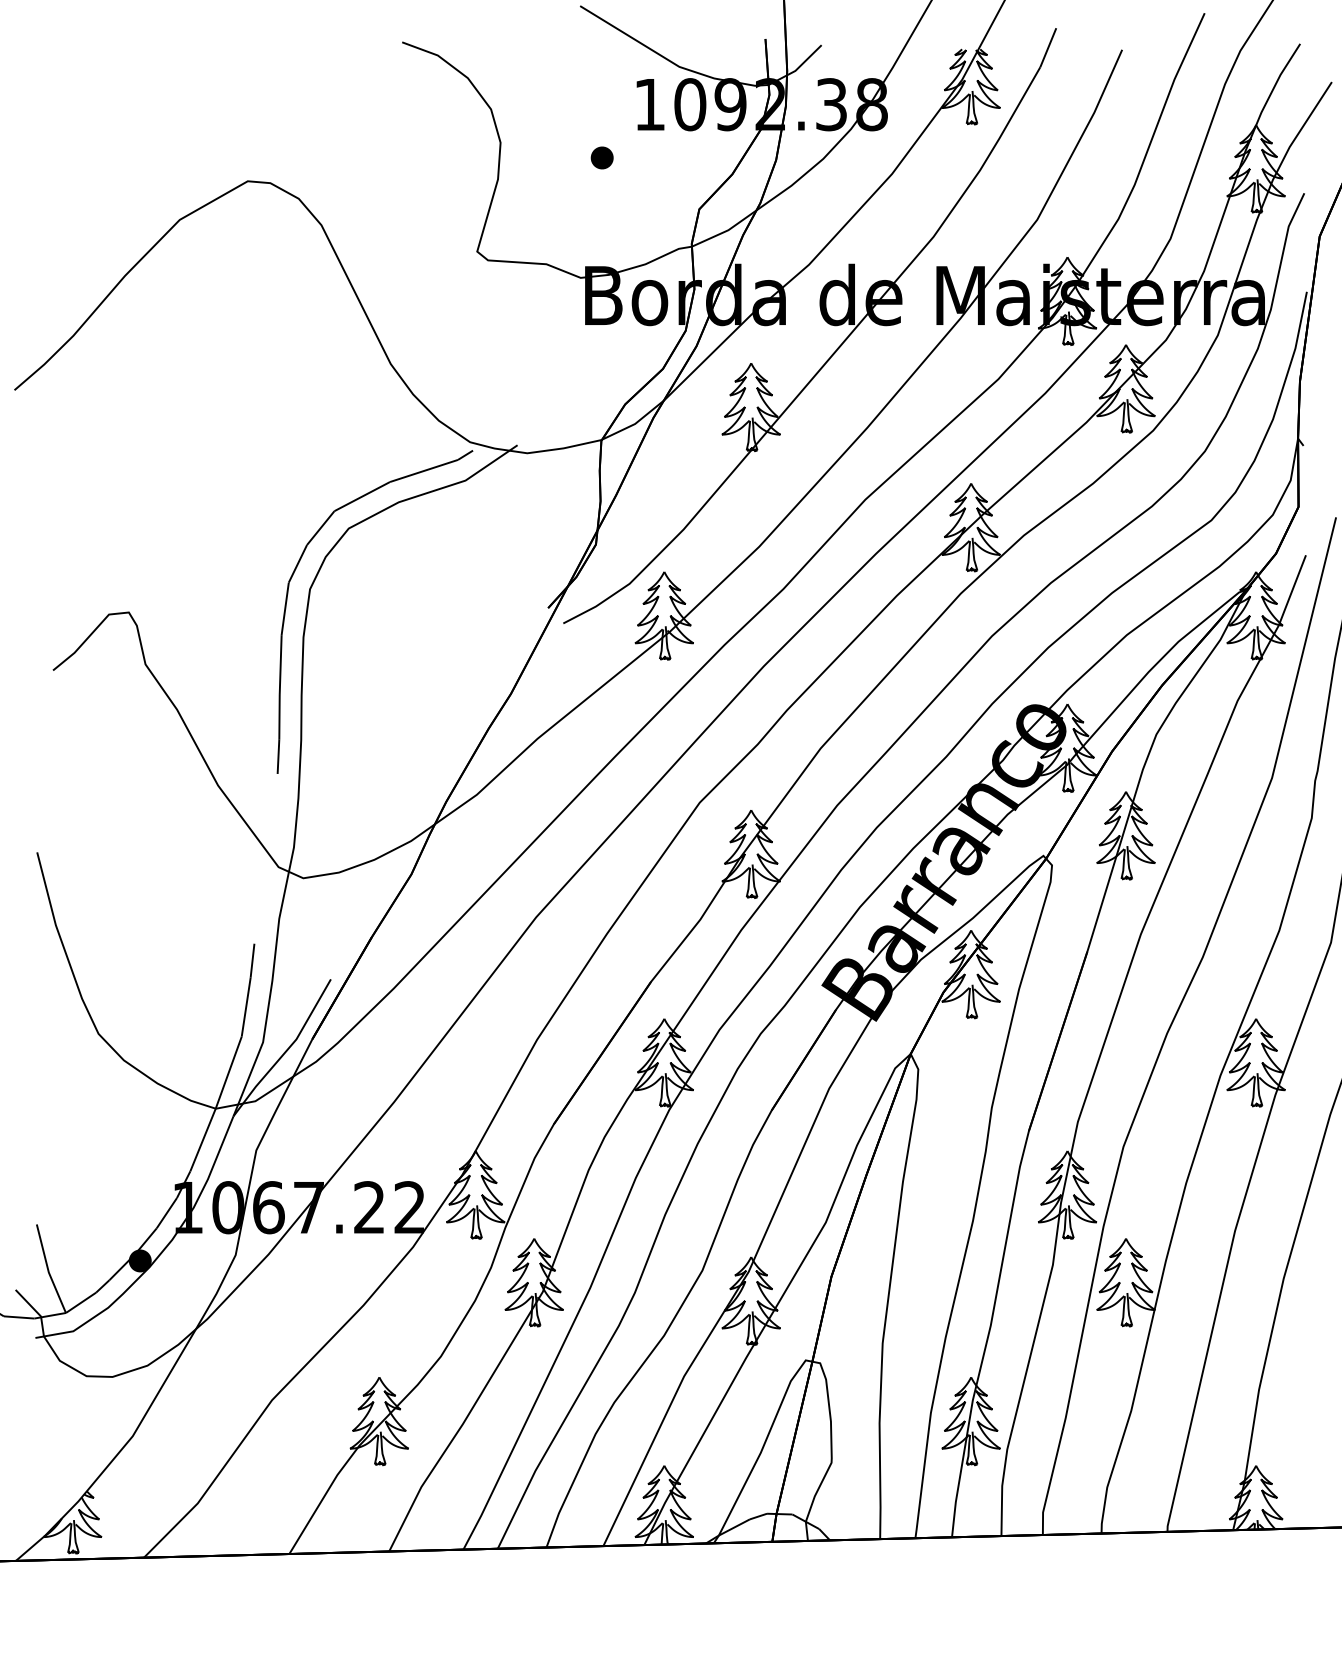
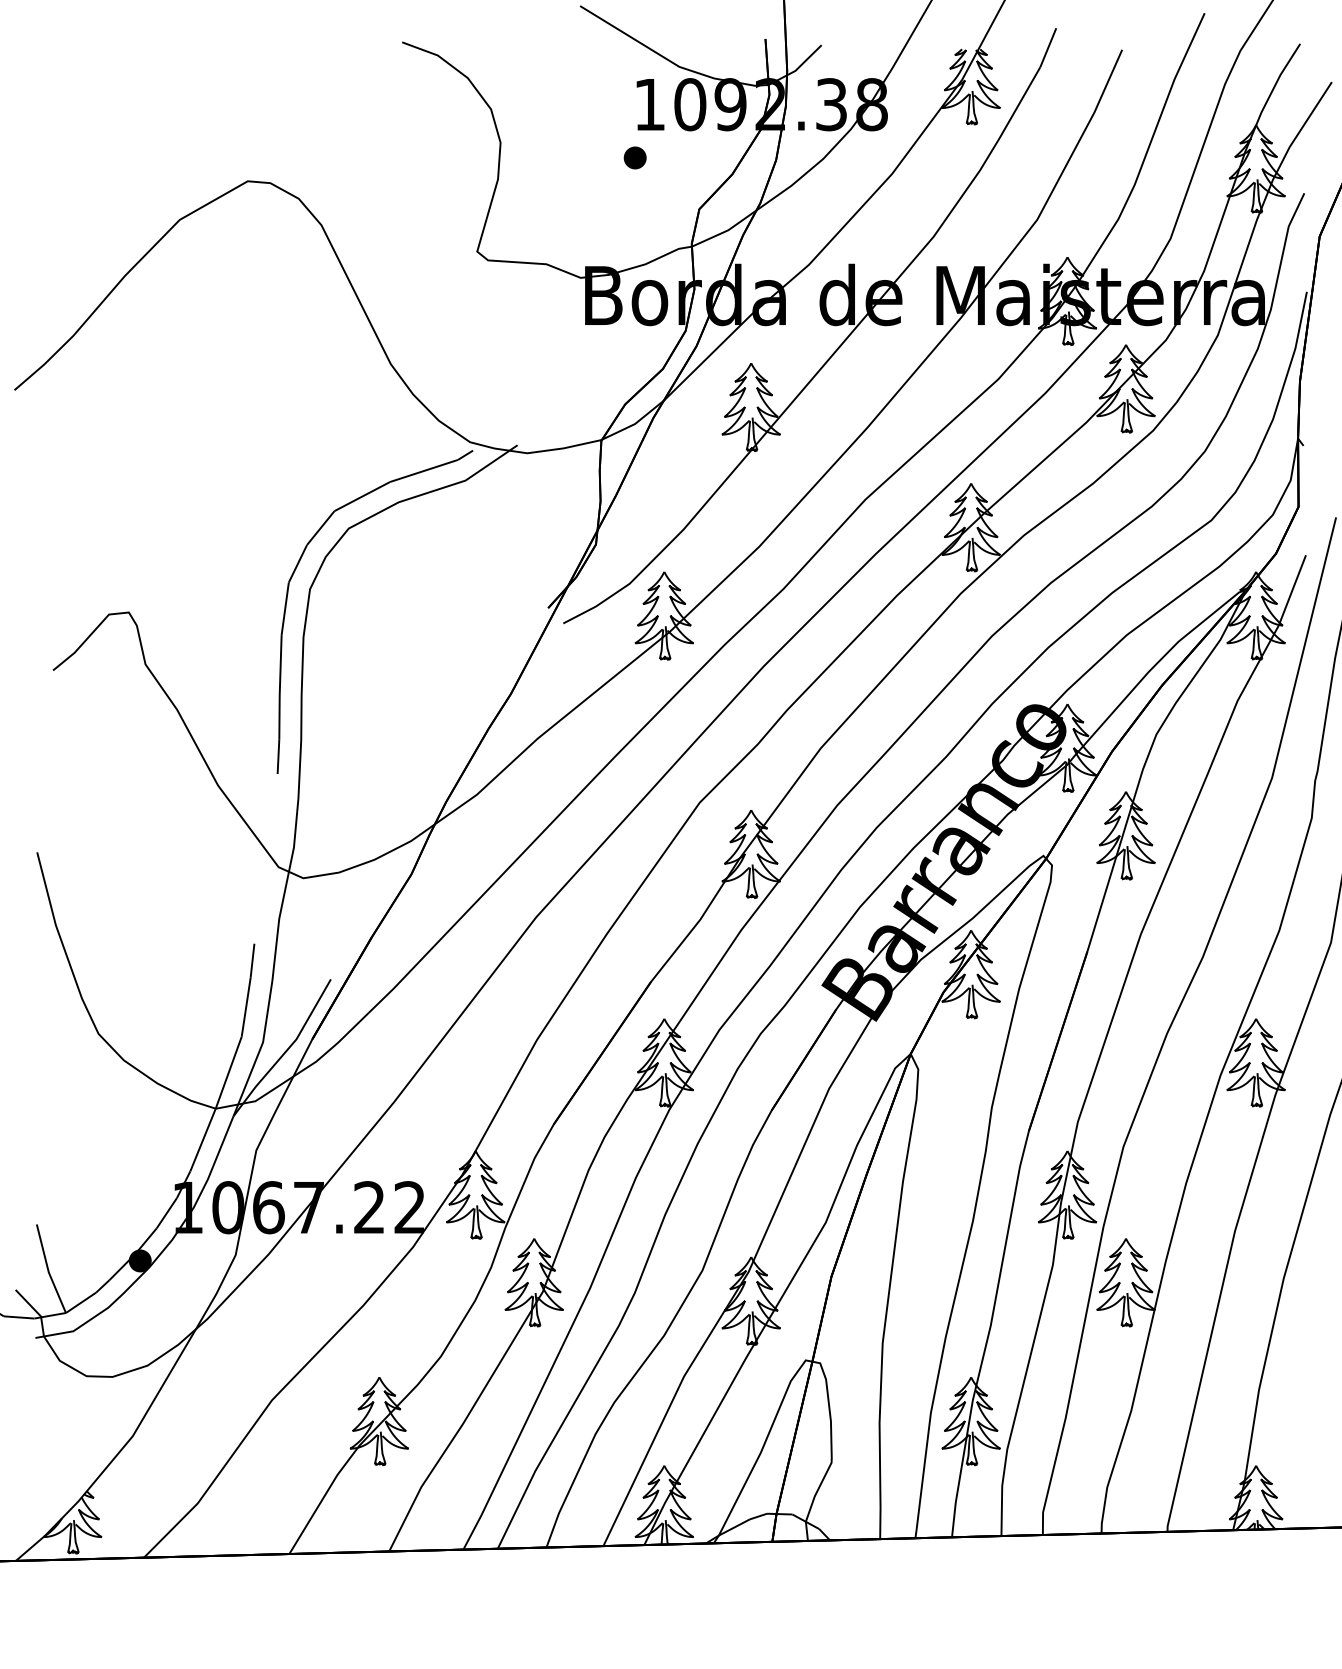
part position: (601, 157) -> (634, 157) (634, 157)
